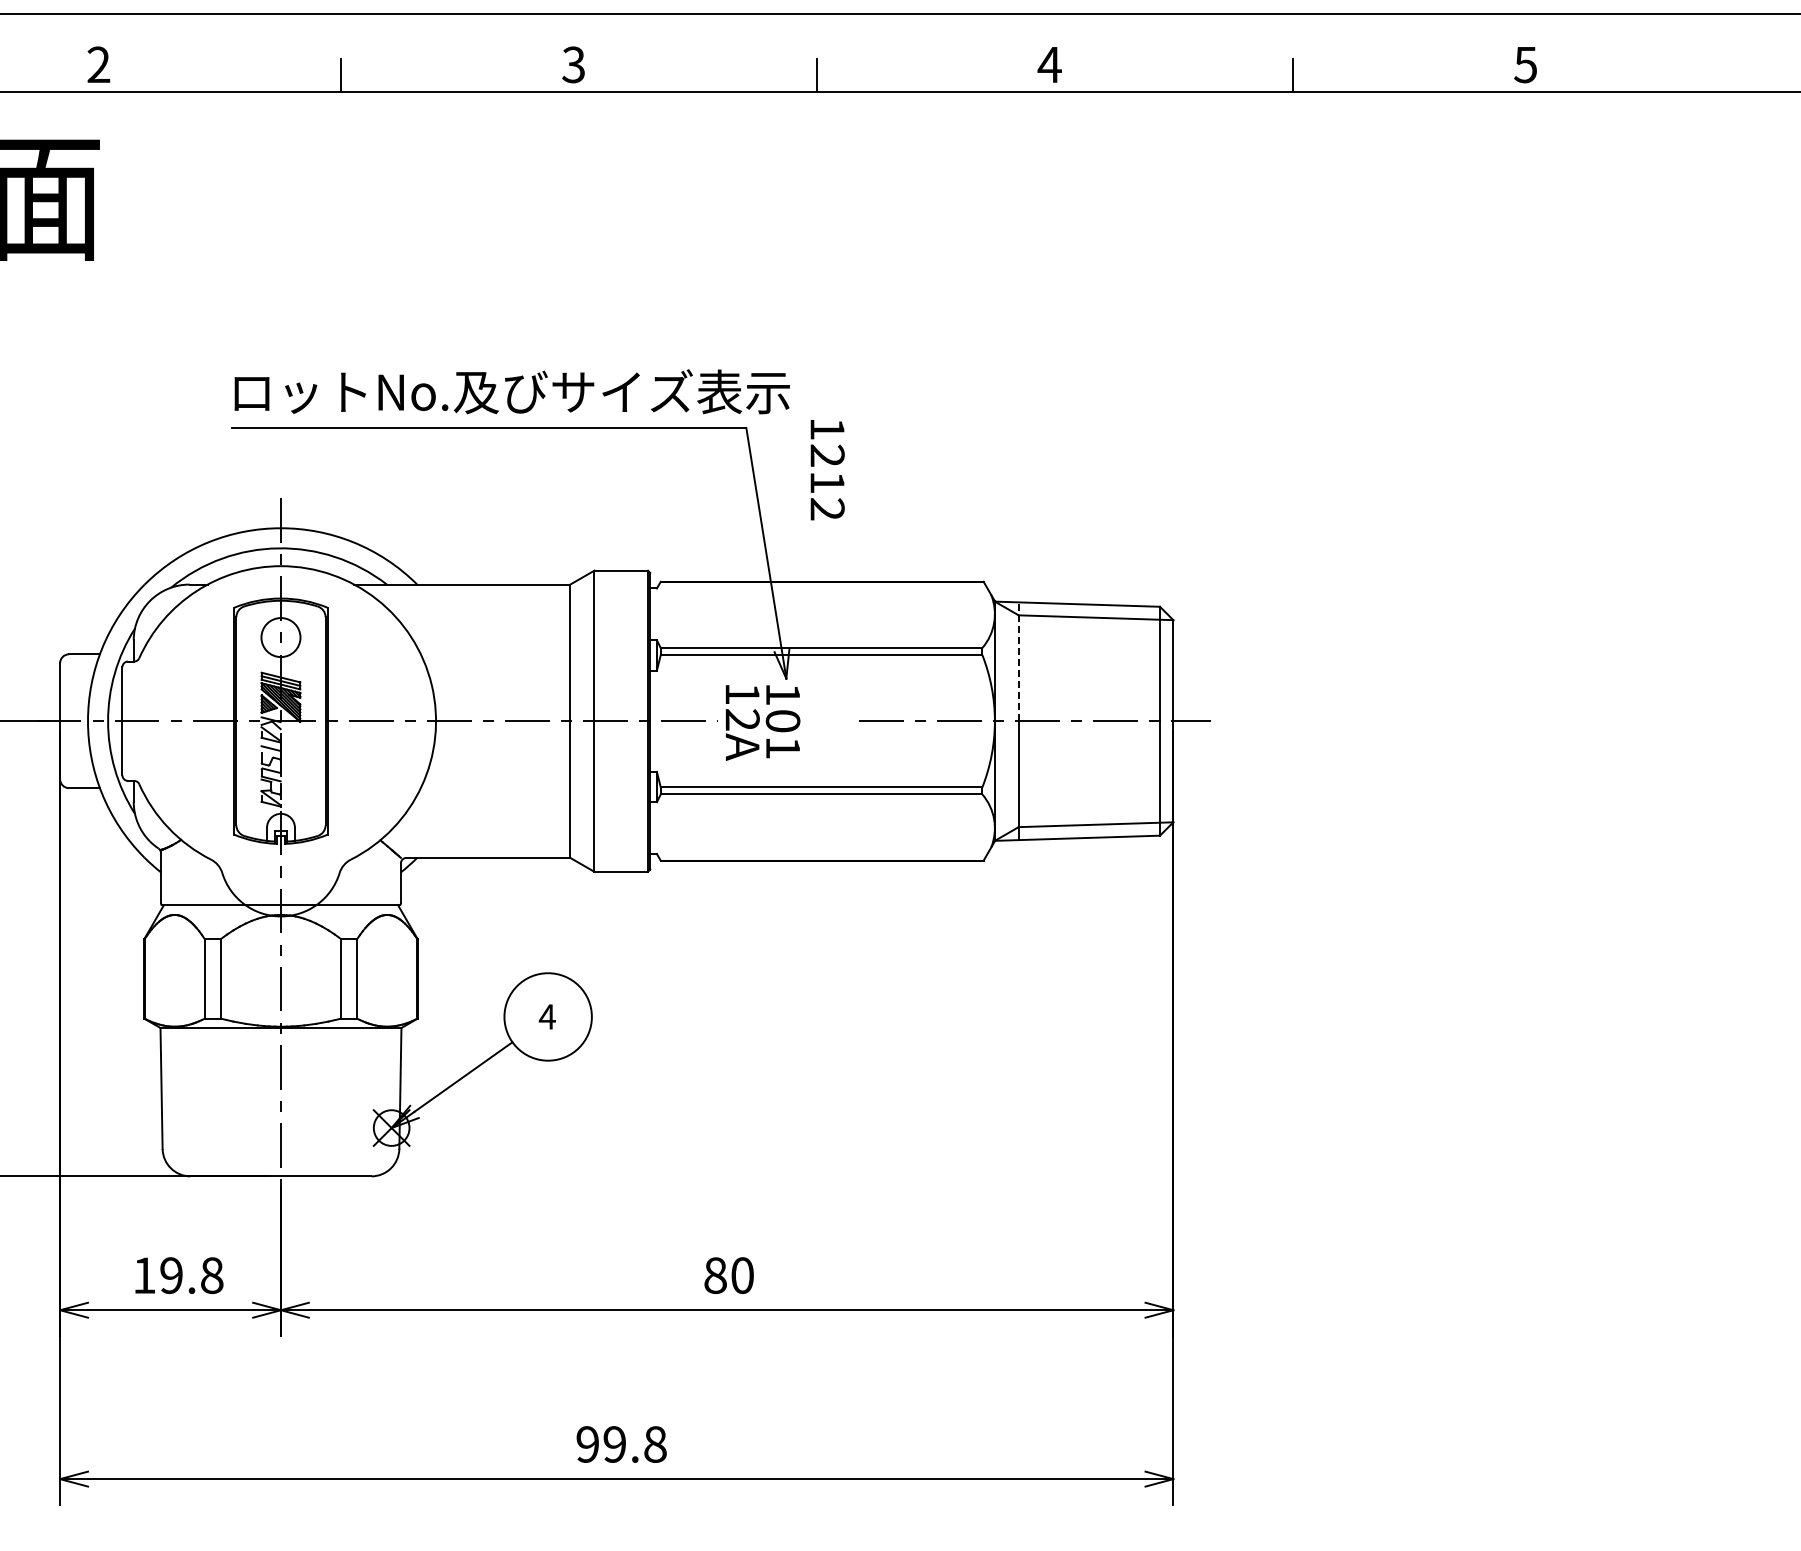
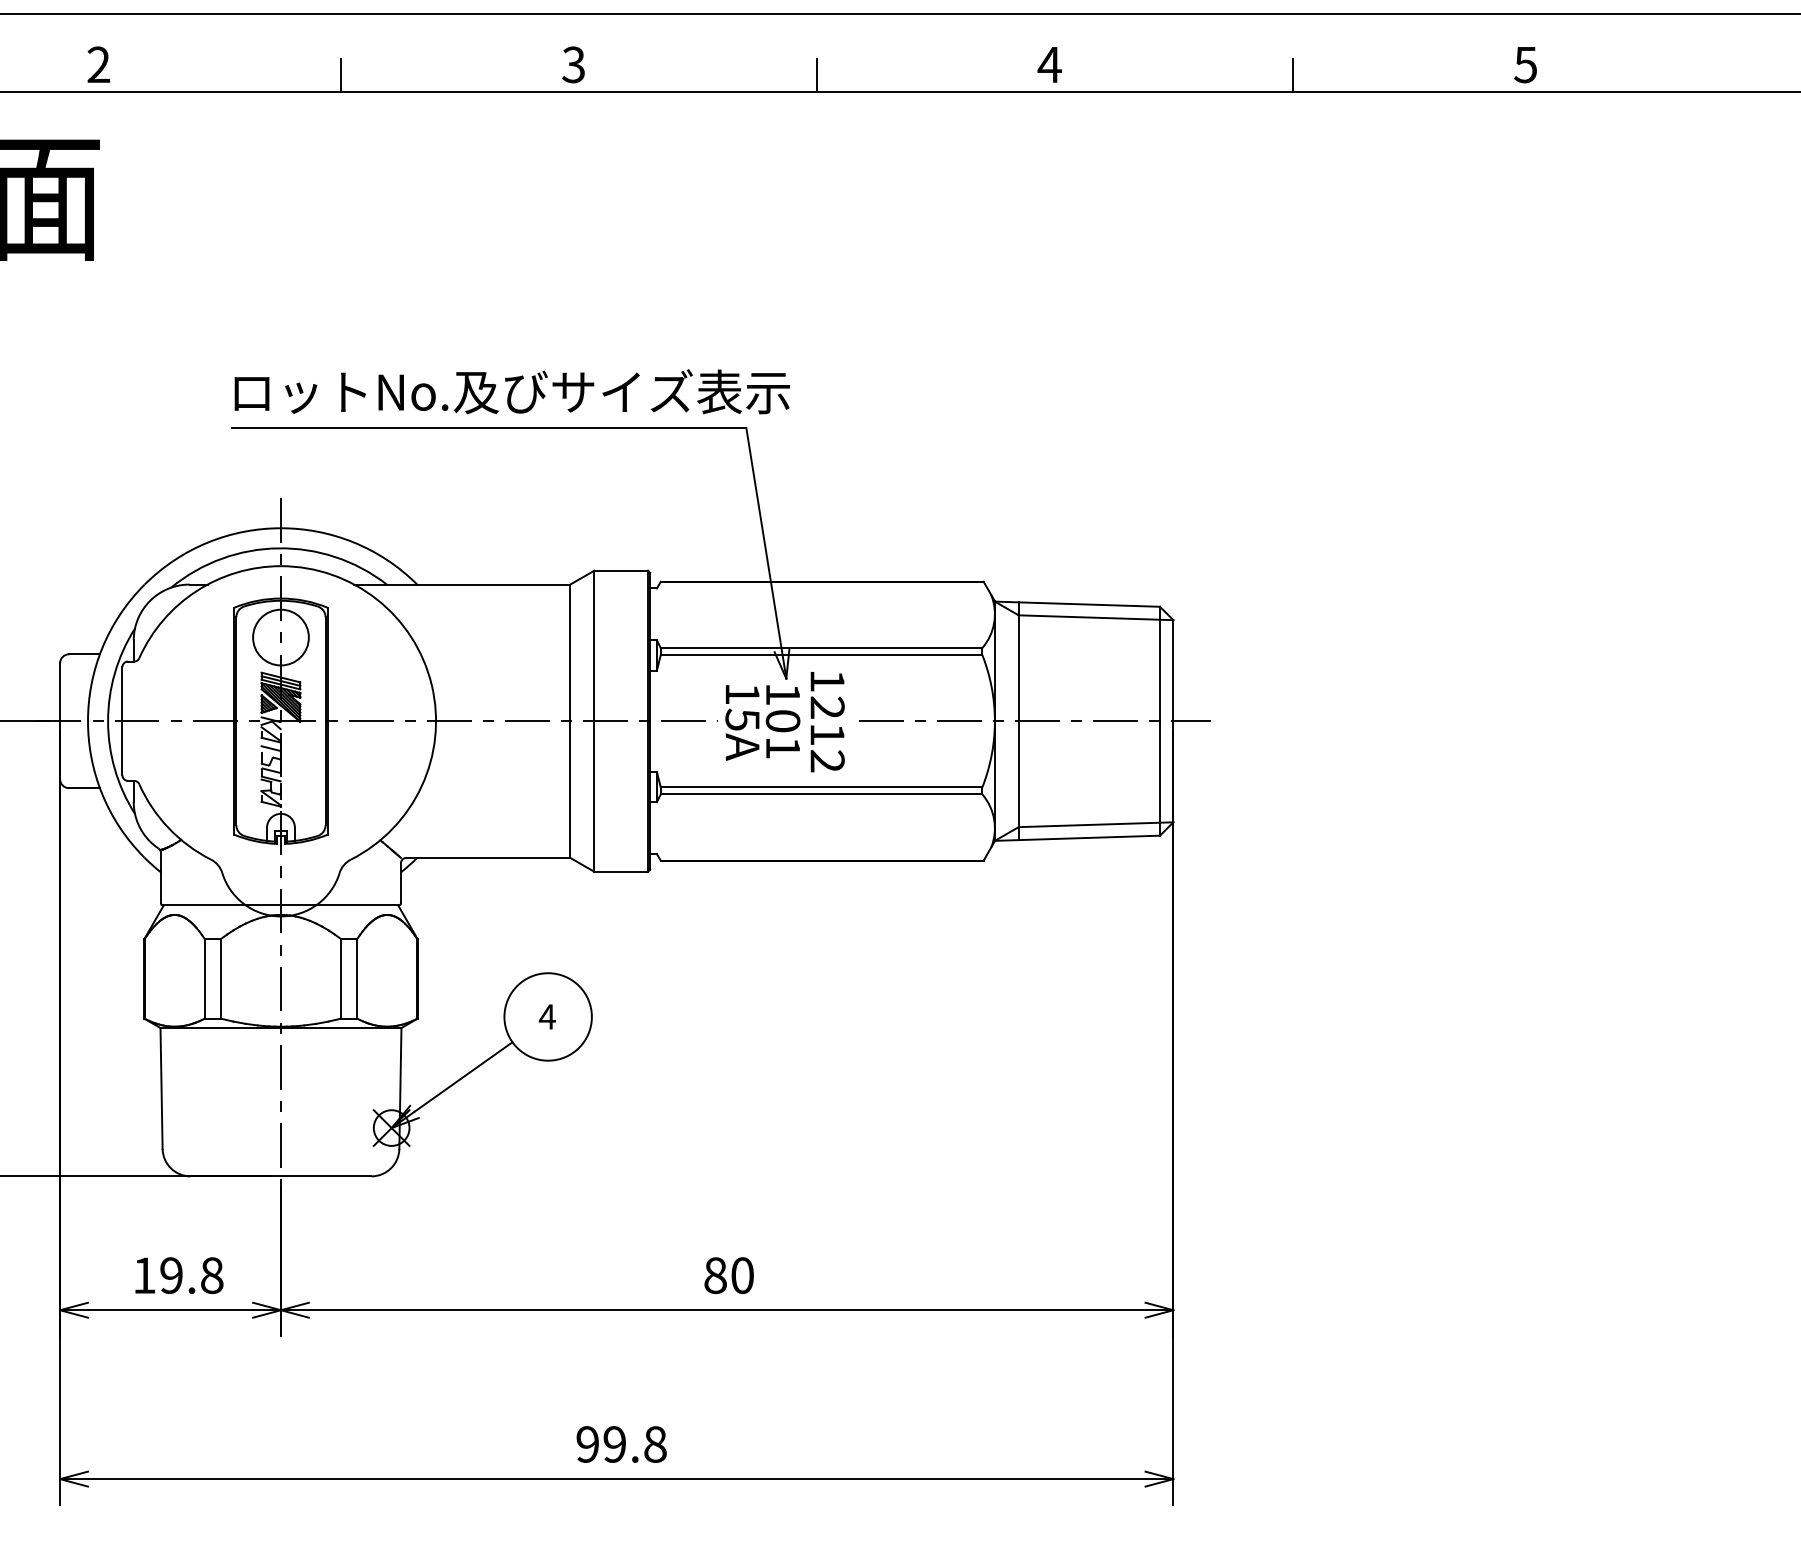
text position: (827, 470) -> (827, 722) (827, 722)
circle diameter: 39 px -> 56 px (280, 637)
line: dashed -> solid (1018, 661)
text: 12A -> 15A (742, 719)
